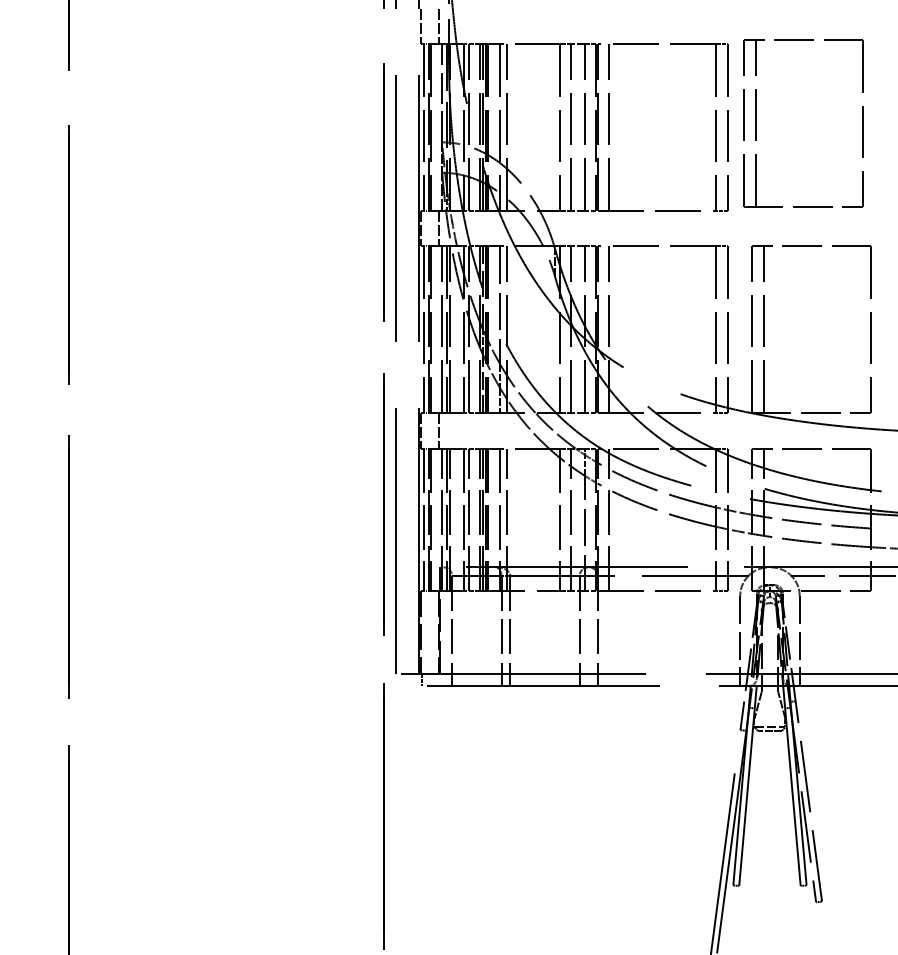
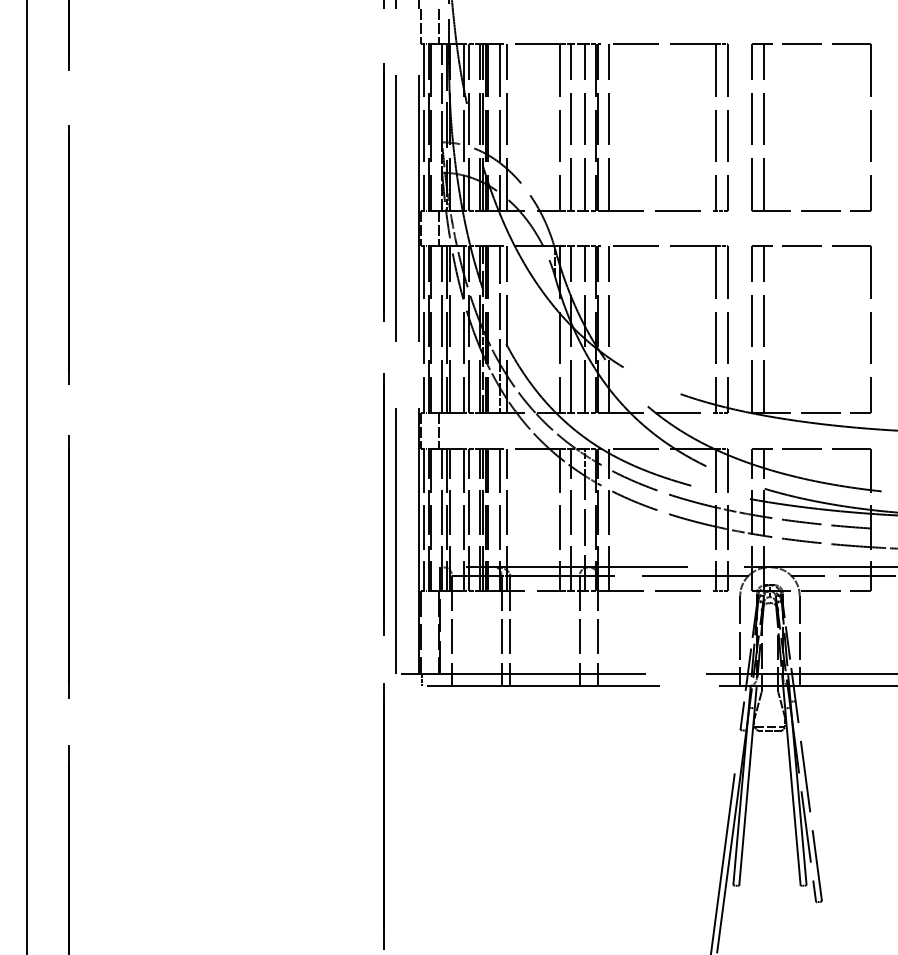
part position: (756, 123) -> (764, 127) (764, 127)
line: none -> present (26, 476)
